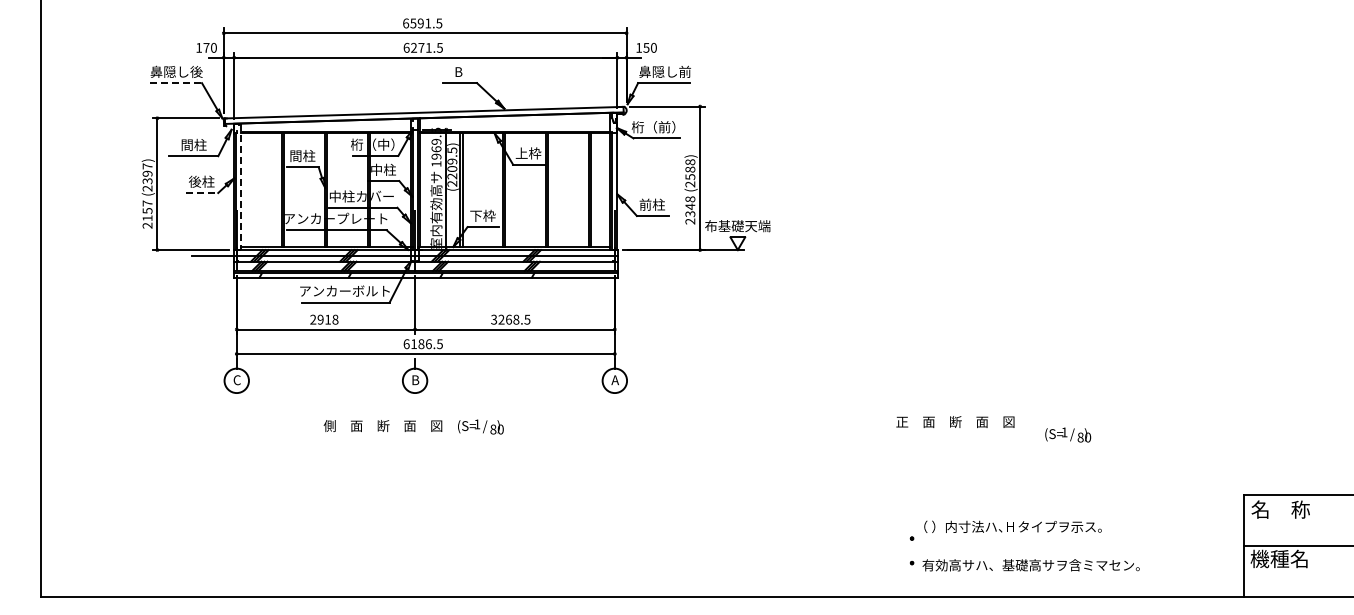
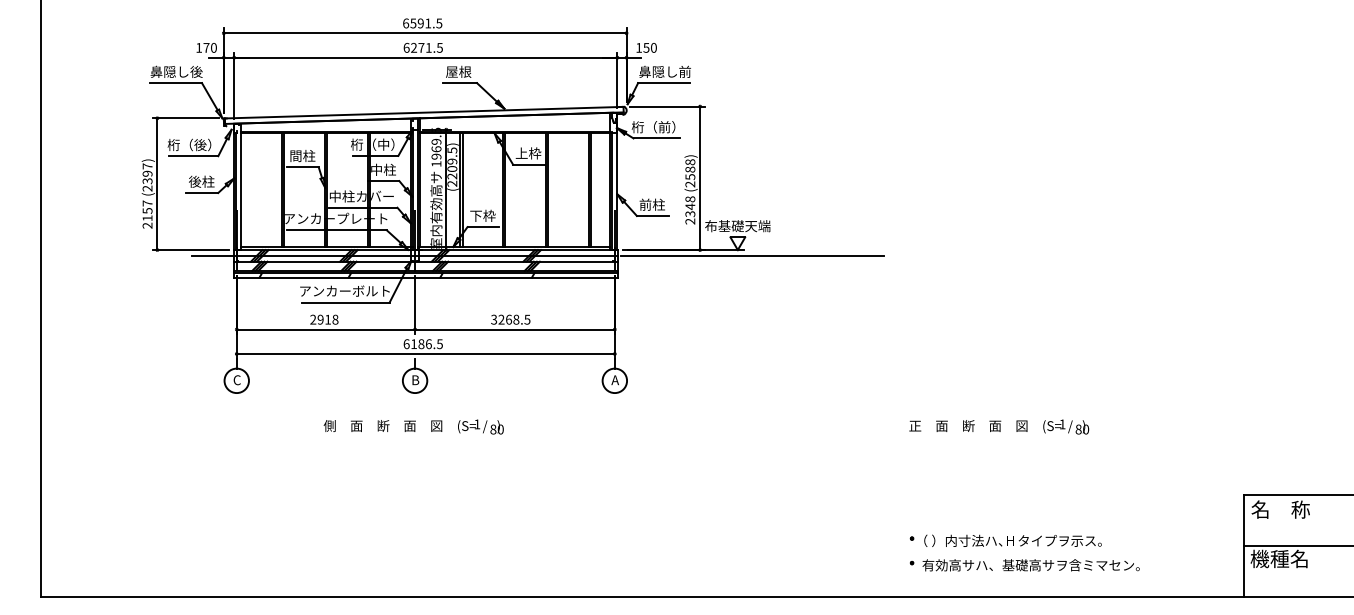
text: B -> 屋根 (458, 71)
line: dashed -> solid (176, 83)
text: 間柱 -> 桁（後） (189, 144)
line: dashed -> solid (241, 187)
line: dashed -> solid (202, 193)
line: none -> present (752, 256)
text position: (955, 421) -> (968, 425) (968, 425)
text position: (1068, 434) -> (1066, 426) (1066, 426)
text position: (1012, 526) -> (1012, 540) (1012, 540)
